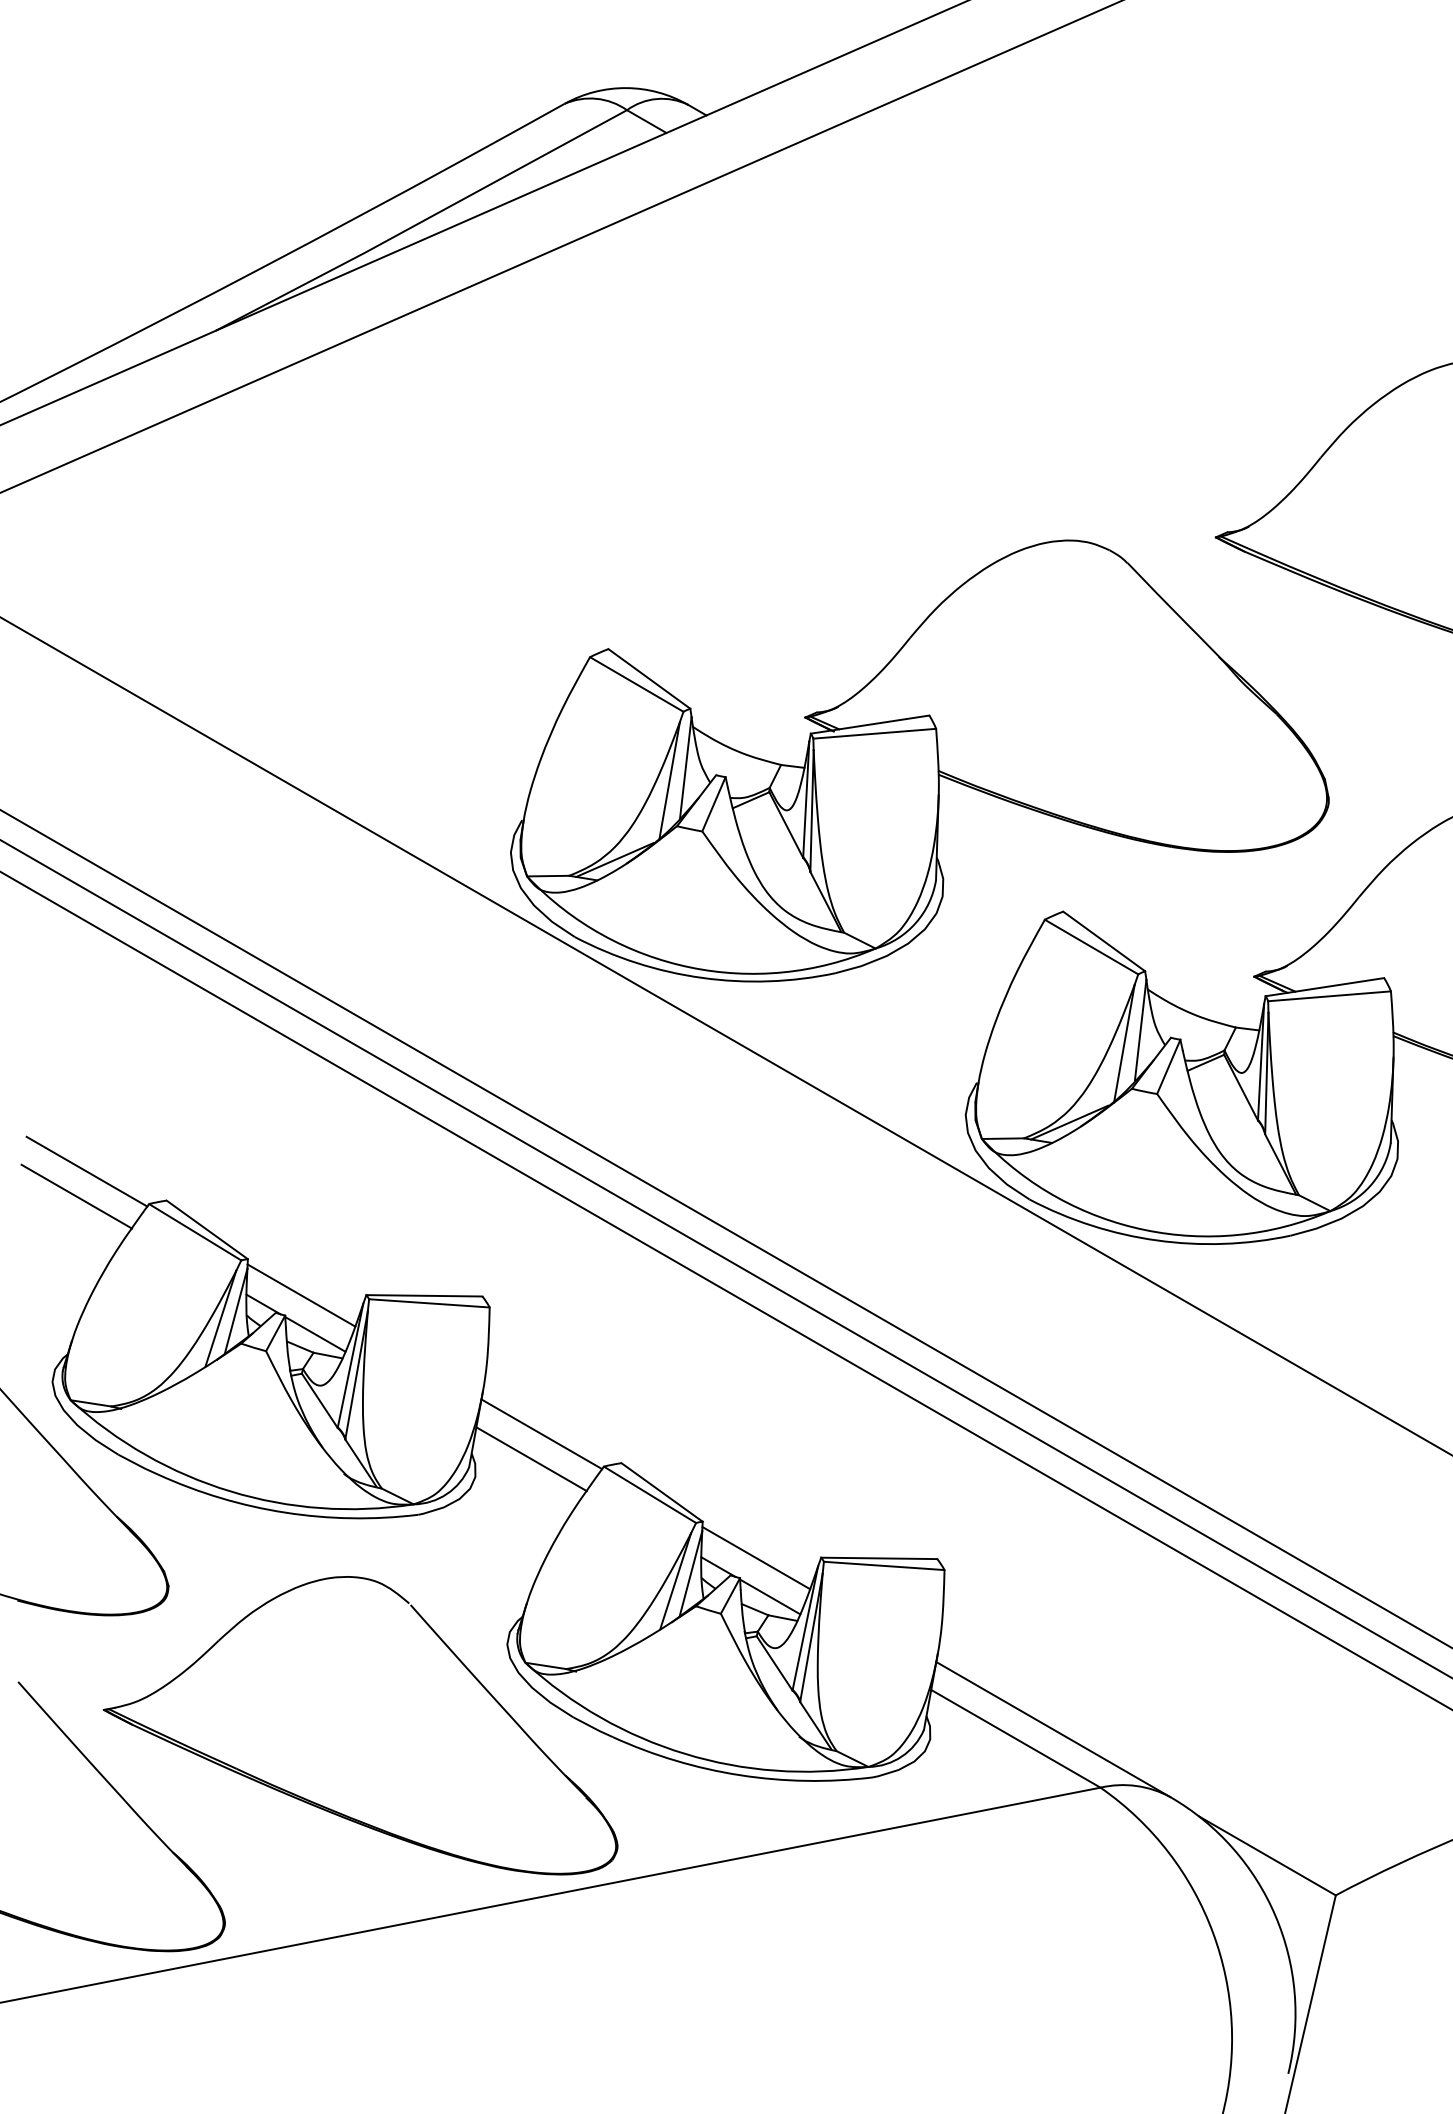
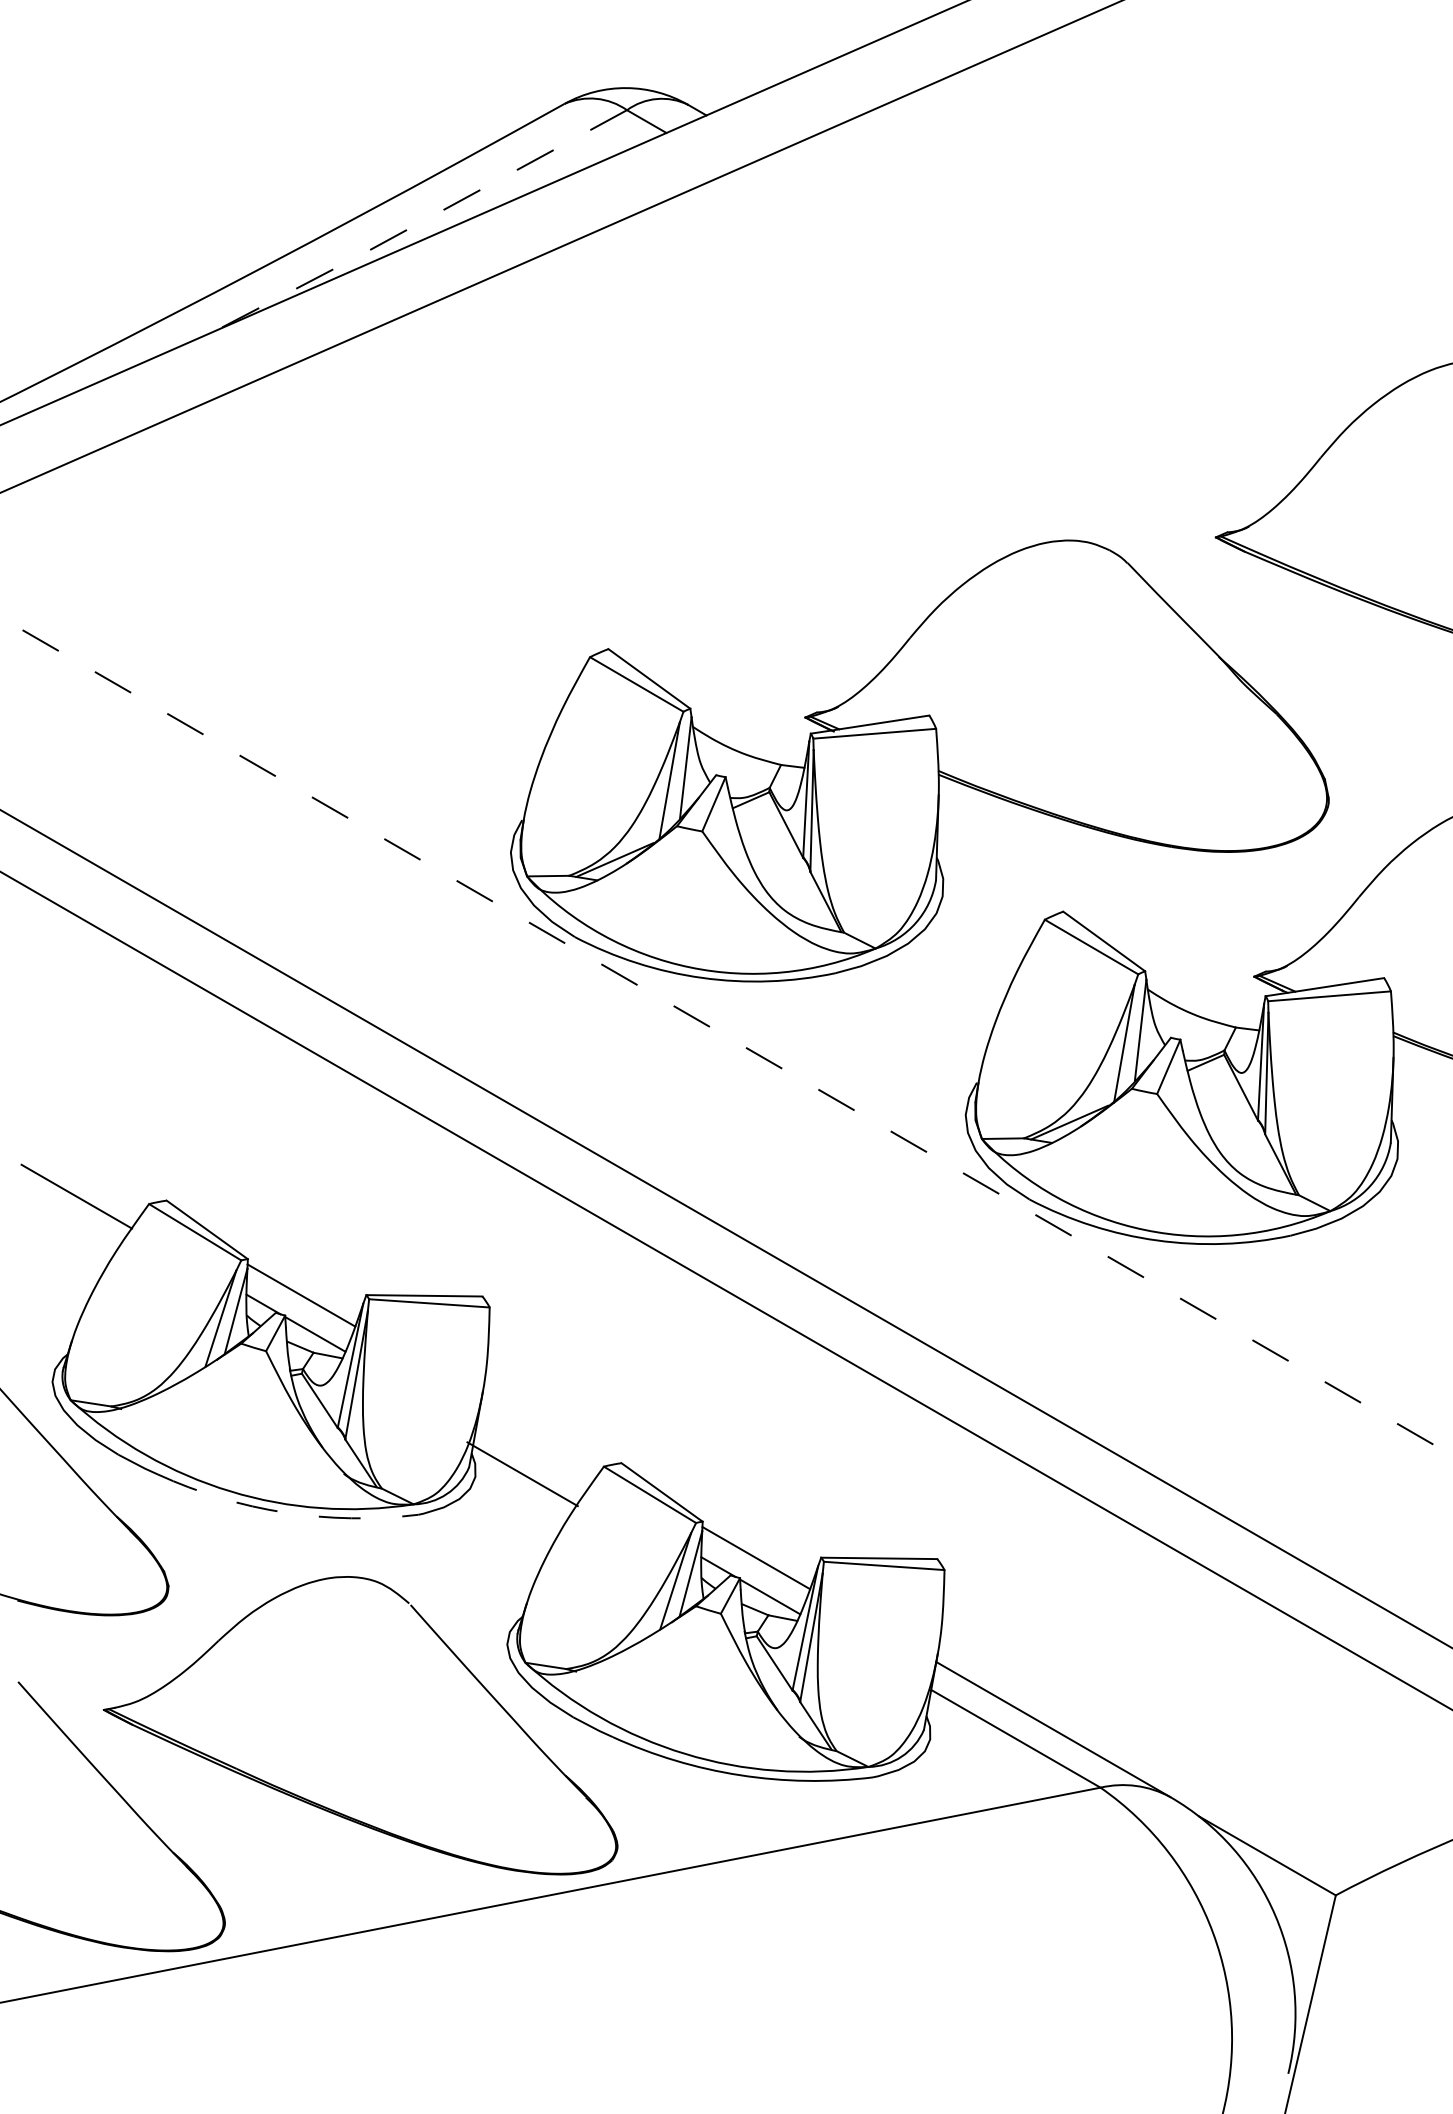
line: solid -> dashed (421, 222)
line: solid -> dashed (726, 1036)
line: present -> none (86, 1171)
line: present -> none (725, 1258)
line: present -> none (541, 1434)
line position: (531, 1459) -> (522, 1474) (522, 1474)
arc: solid -> dashed (285, 1512)
